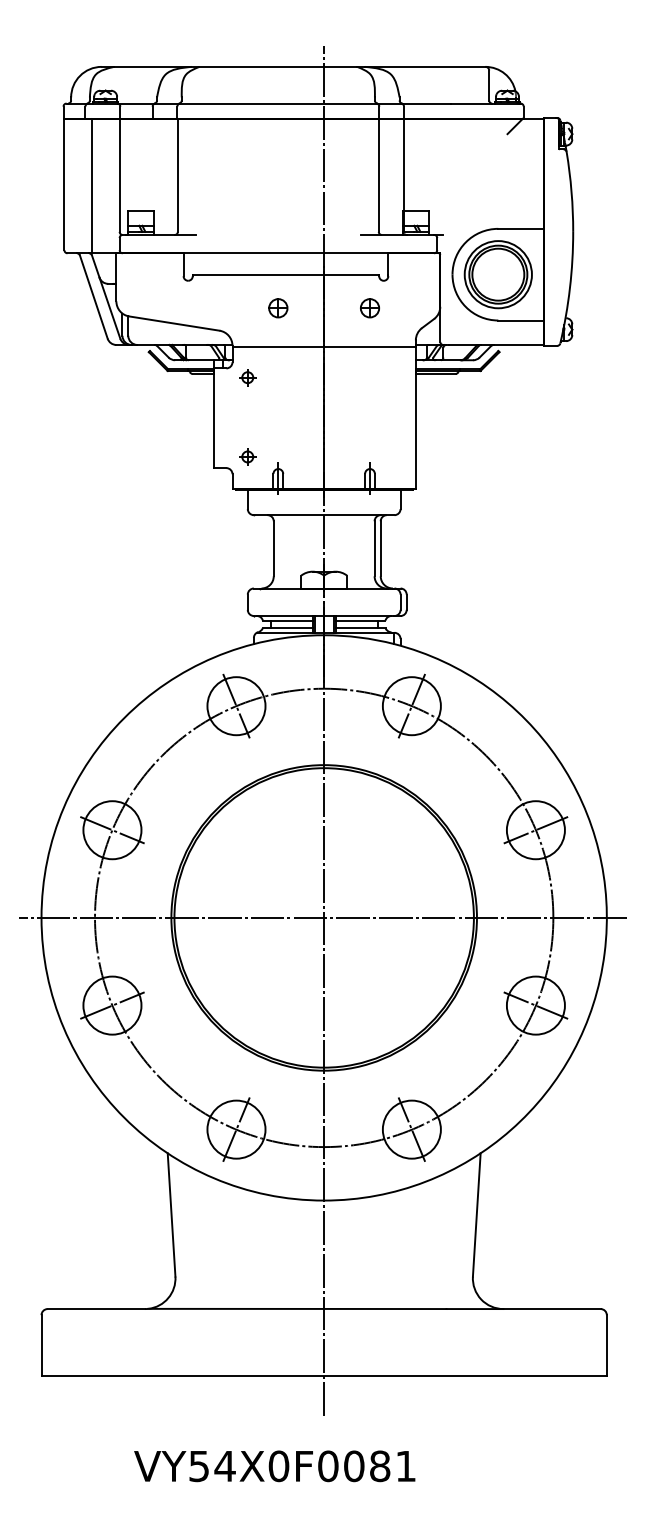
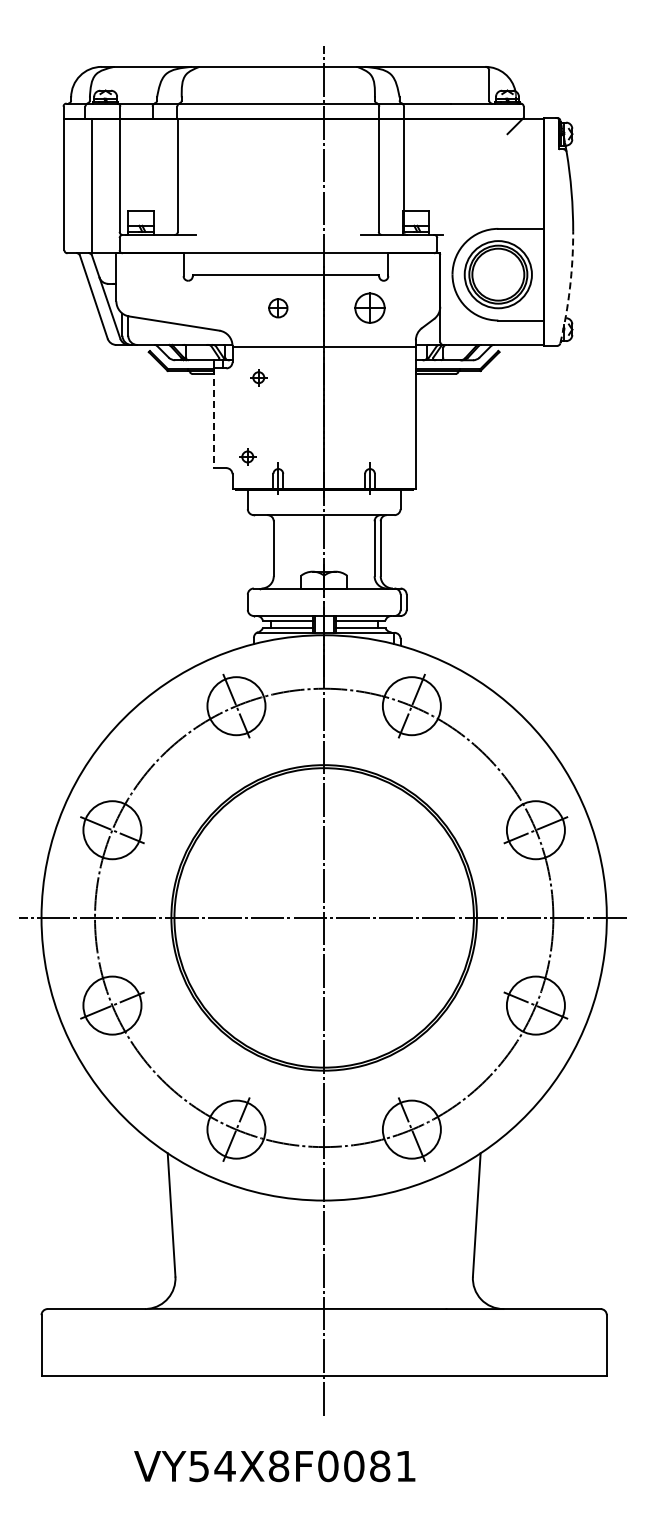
arc: solid -> dashed (569, 288)
part size: 20x21 px -> 32x32 px (369, 307)
part position: (247, 377) -> (258, 377) (258, 377)
line: solid -> dashed (213, 418)
text: VY54X0F0081 -> VY54X8F0081 (278, 1465)
